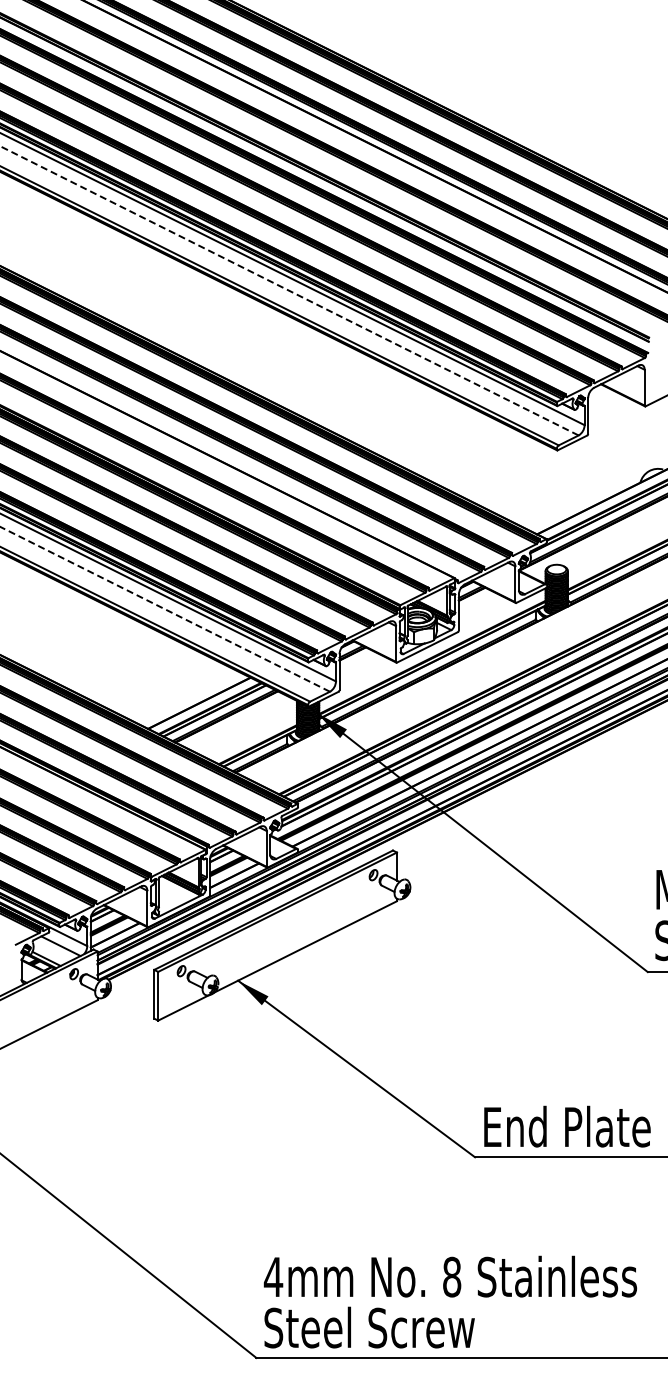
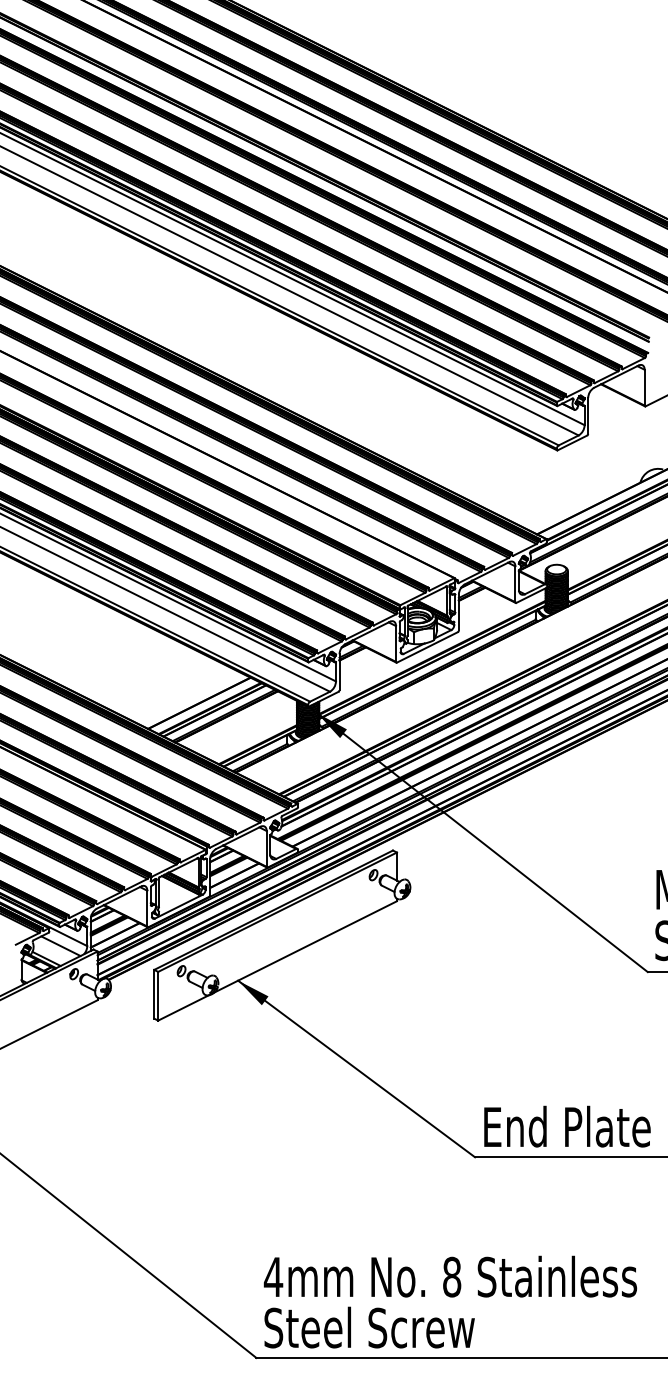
line: dashed -> solid (289, 291)
line: dashed -> solid (165, 609)
